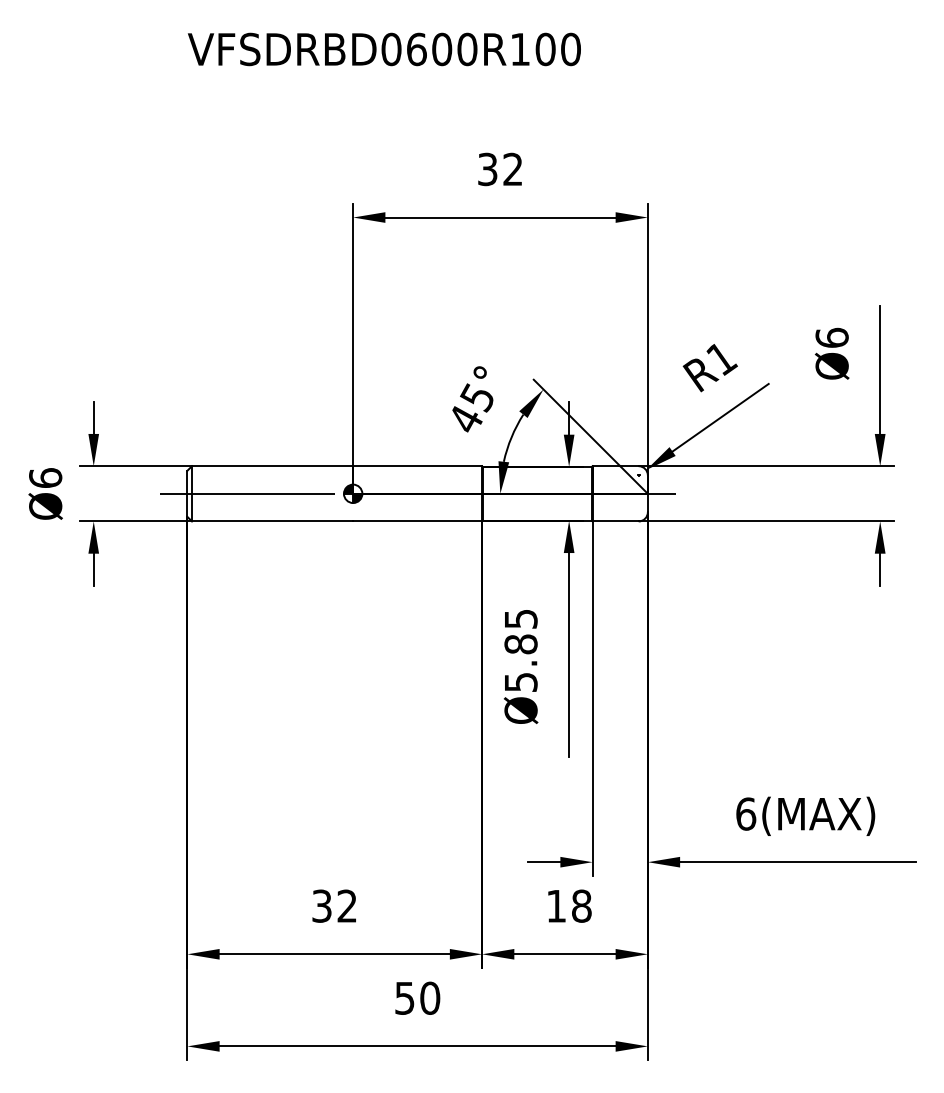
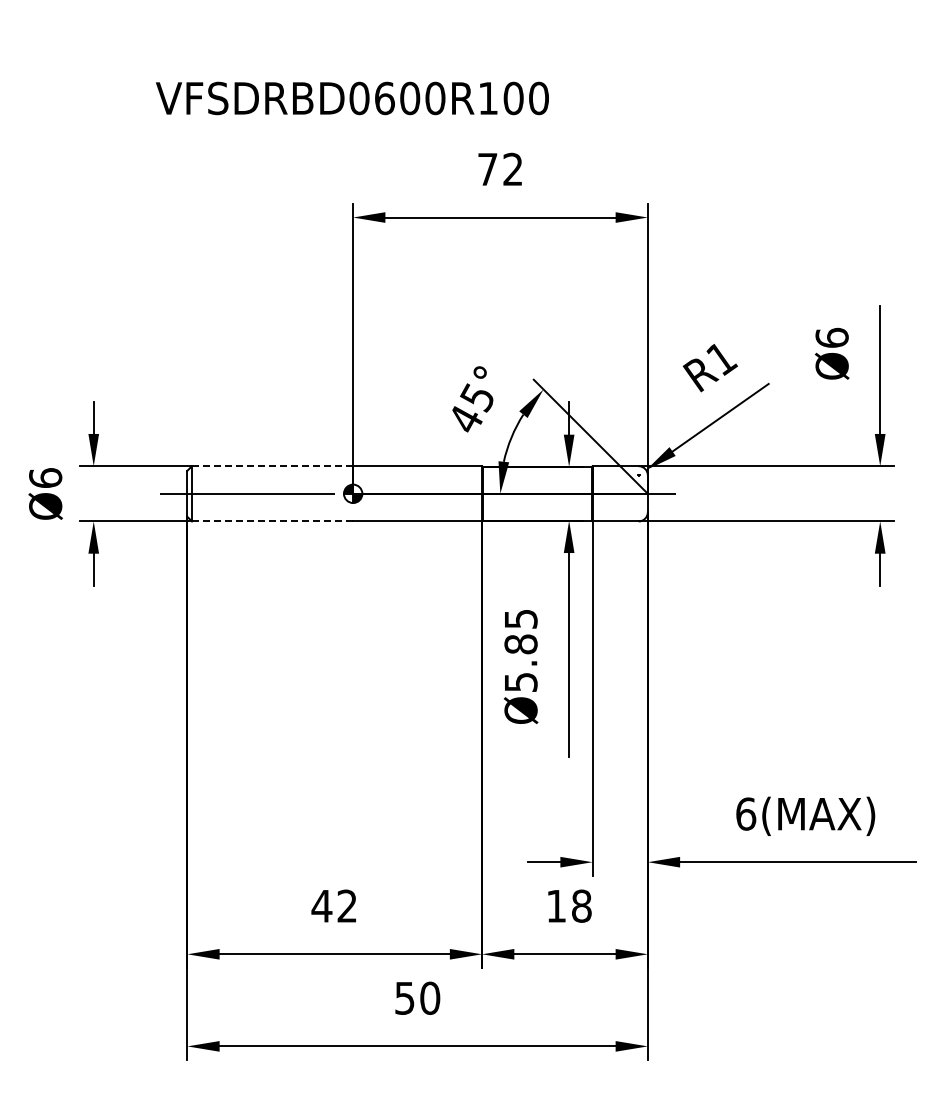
text position: (384, 49) -> (352, 98) (352, 98)
text: 32 -> 72 (487, 169)
line: solid -> dashed (272, 466)
line: solid -> dashed (272, 521)
text: 32 -> 42 (321, 905)
